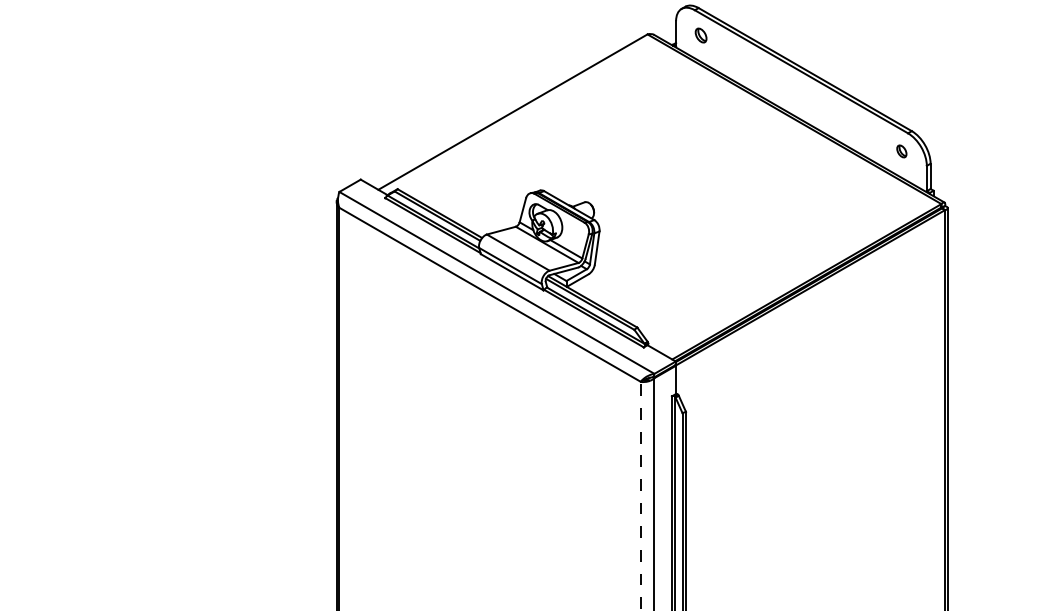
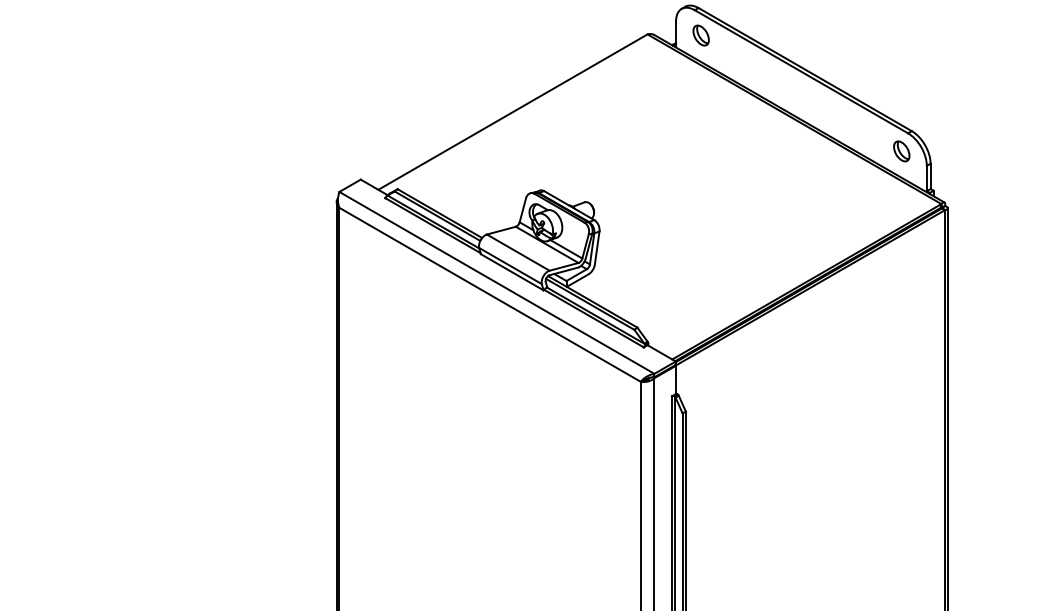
part size: 14x17 px -> 18x23 px (700, 35)
part size: 12x15 px -> 18x23 px (901, 151)
line: dashed -> solid (640, 495)
